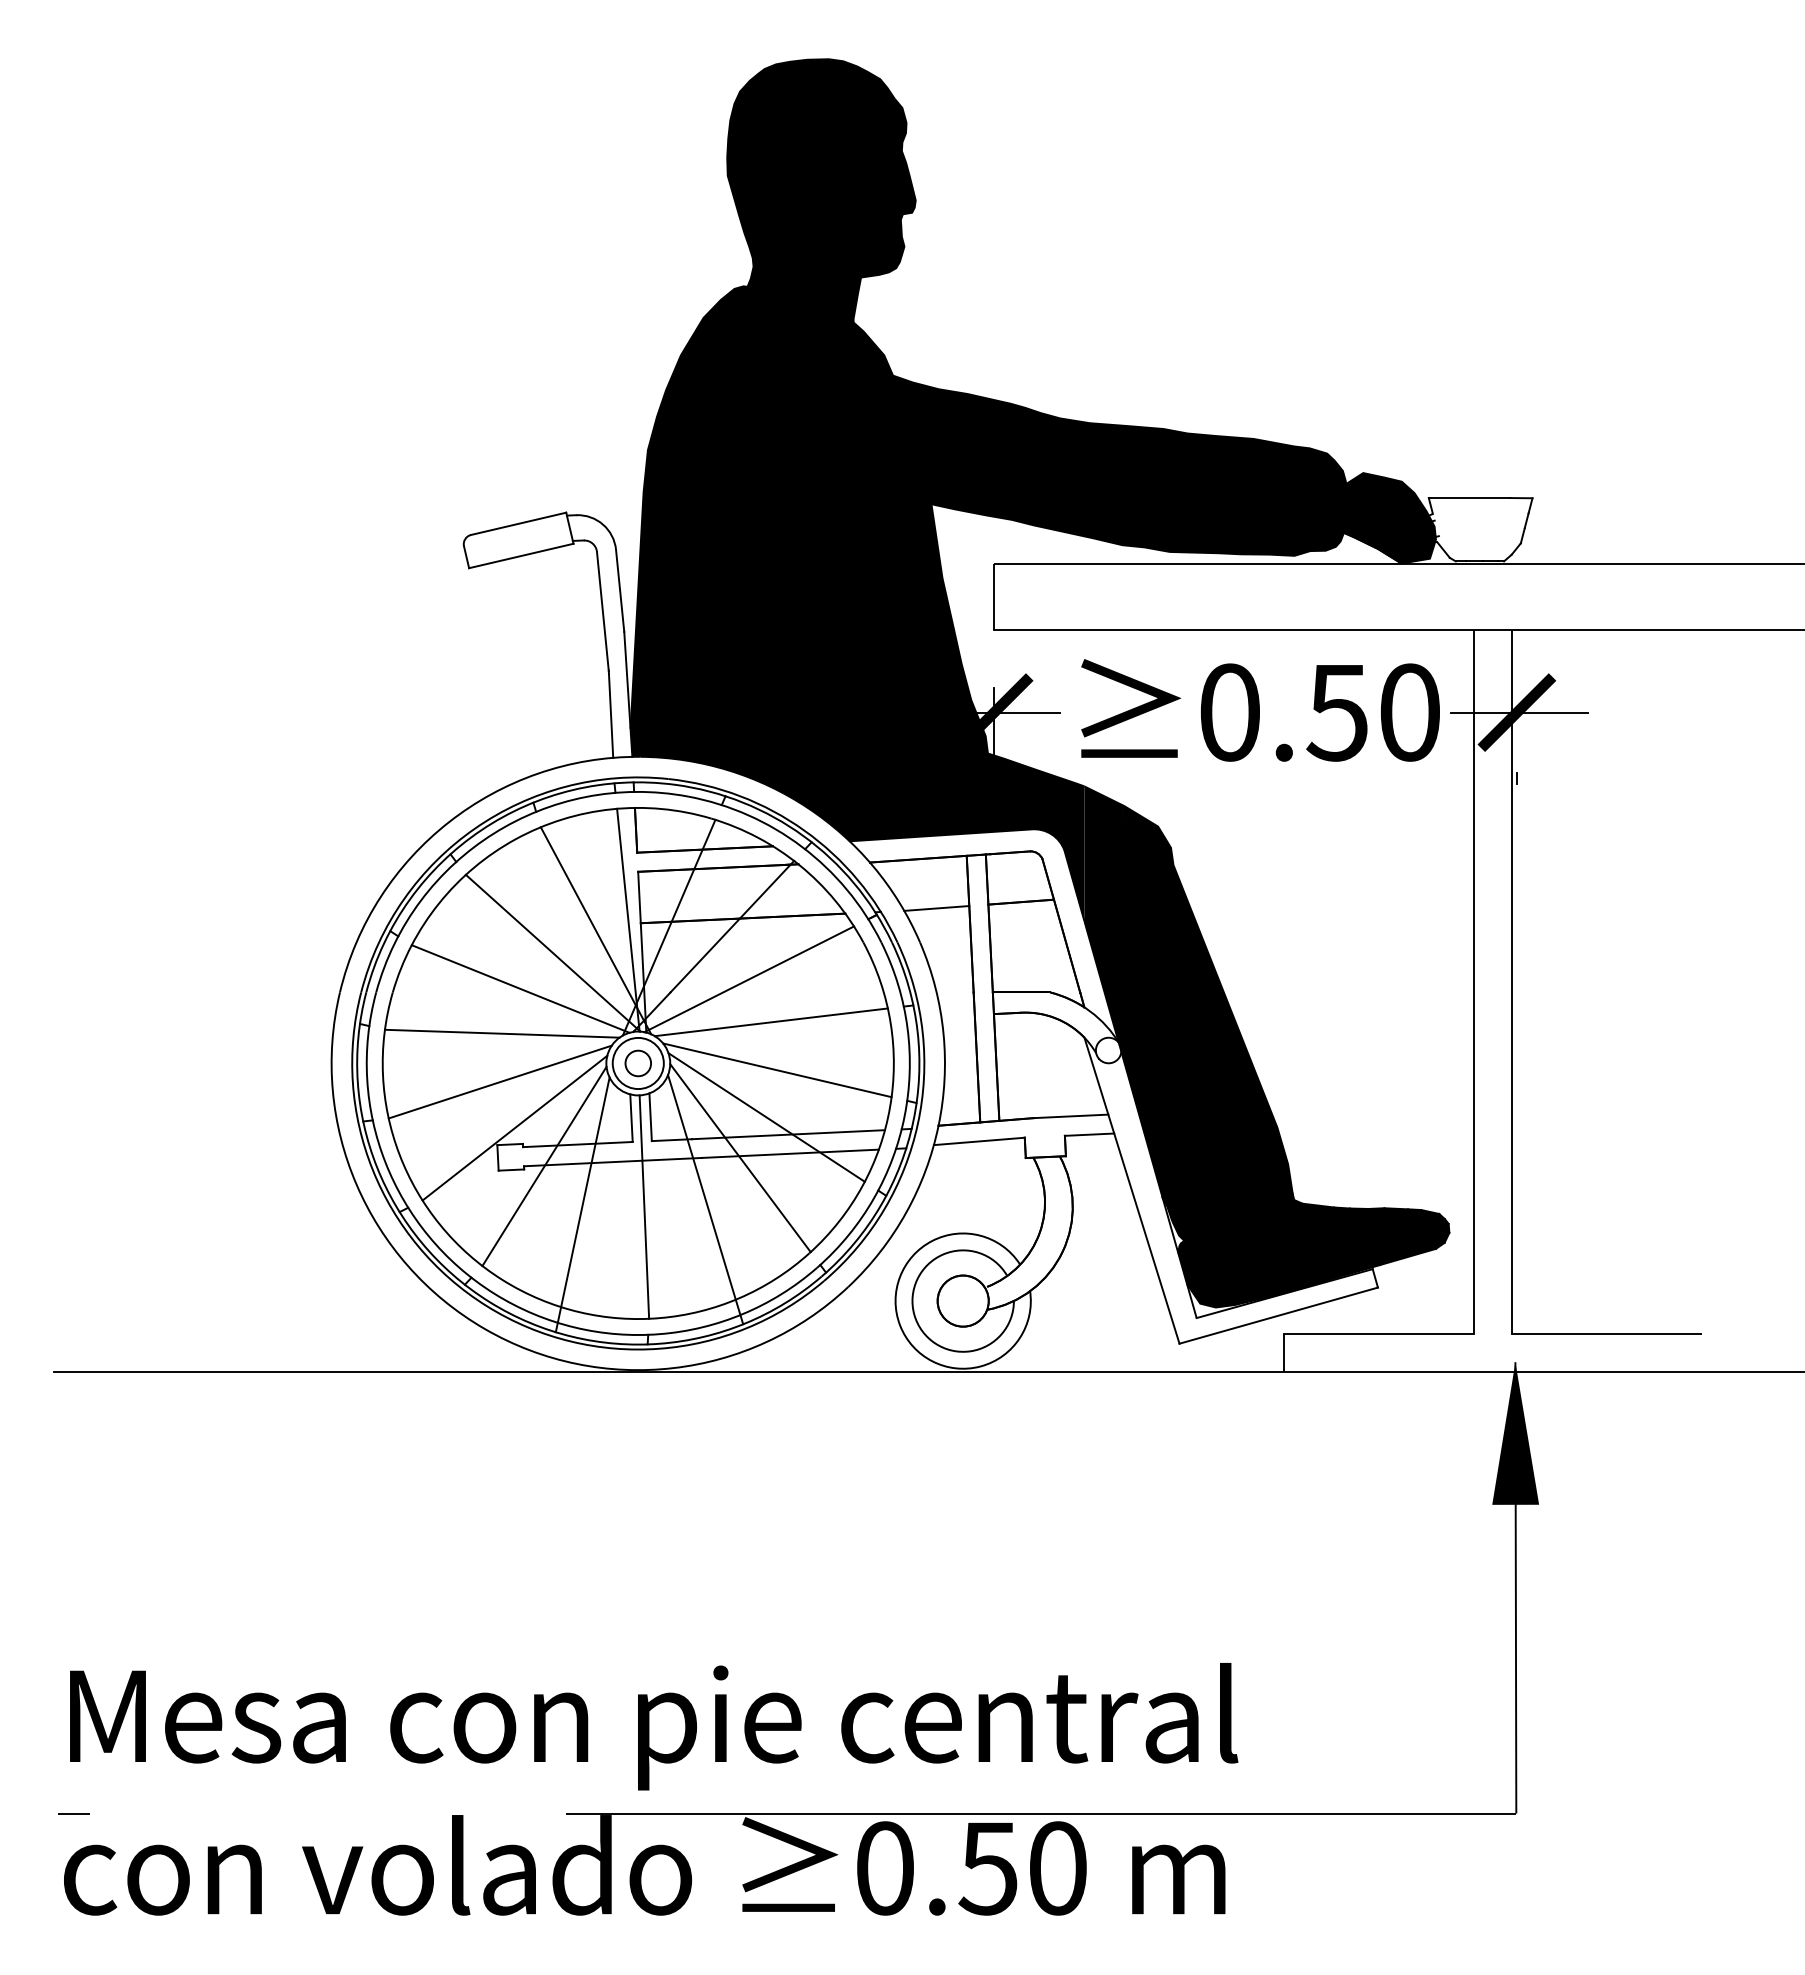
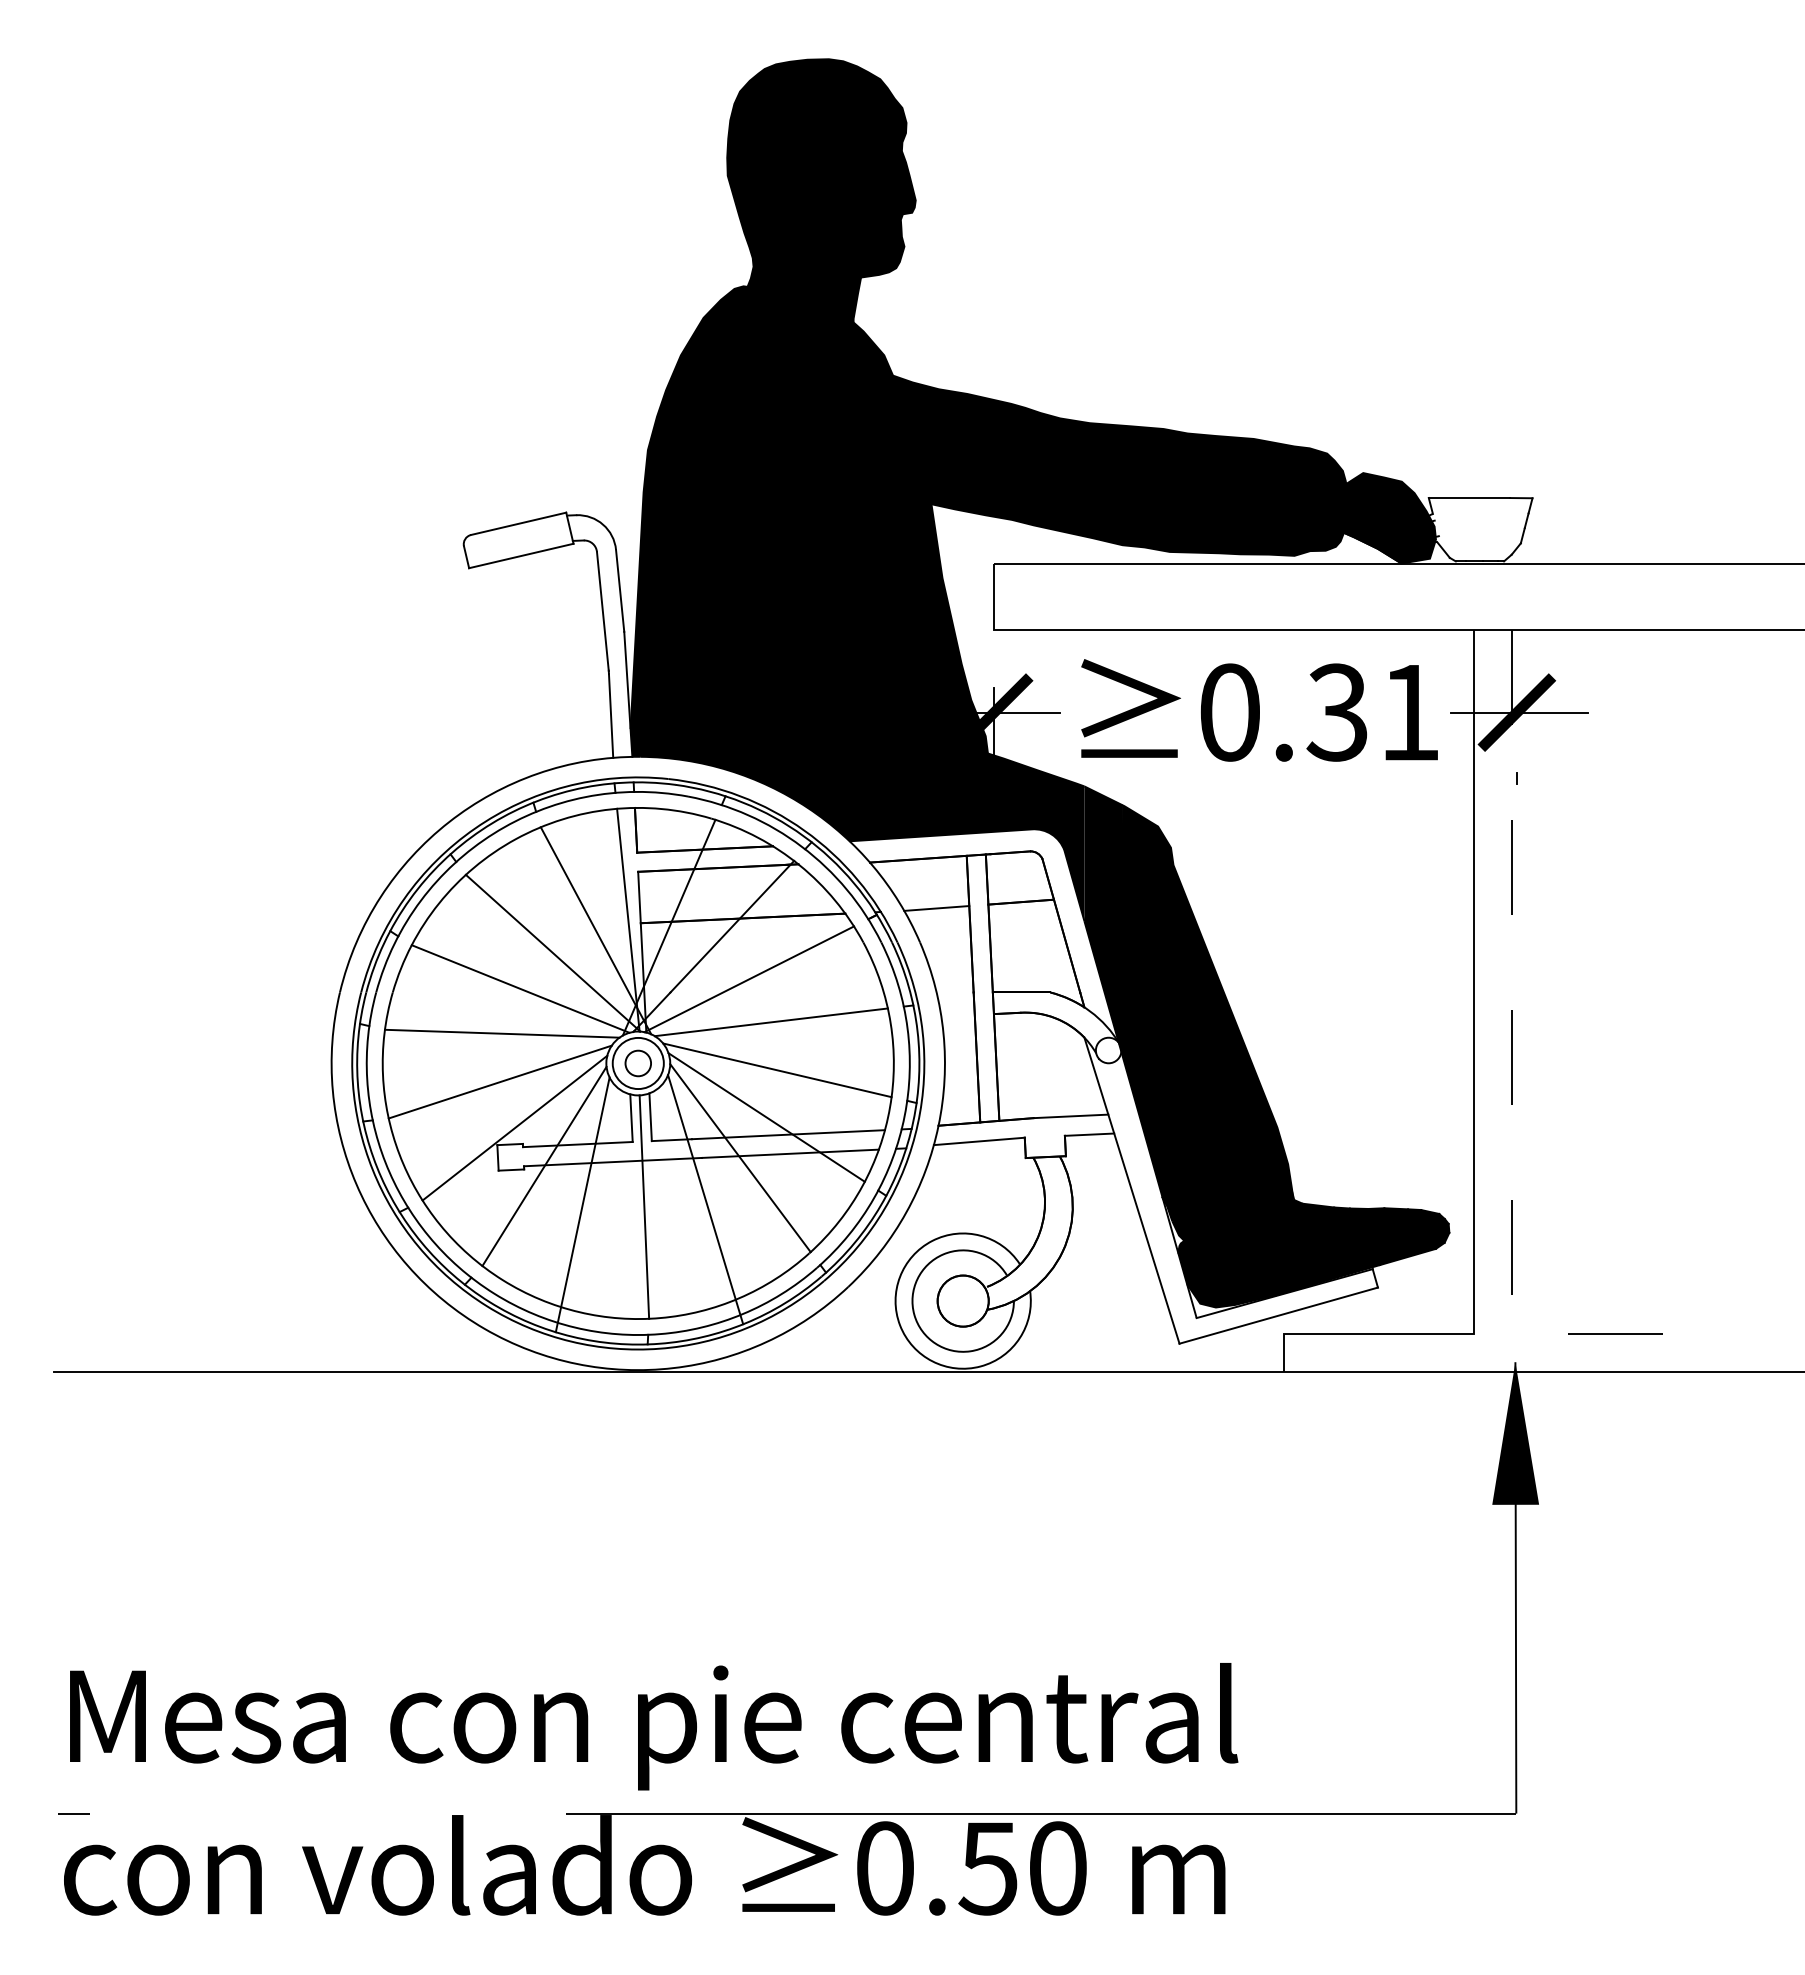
text: 0.50 -> 0.31 (1372, 712)
line: solid -> dashed (1511, 1078)
